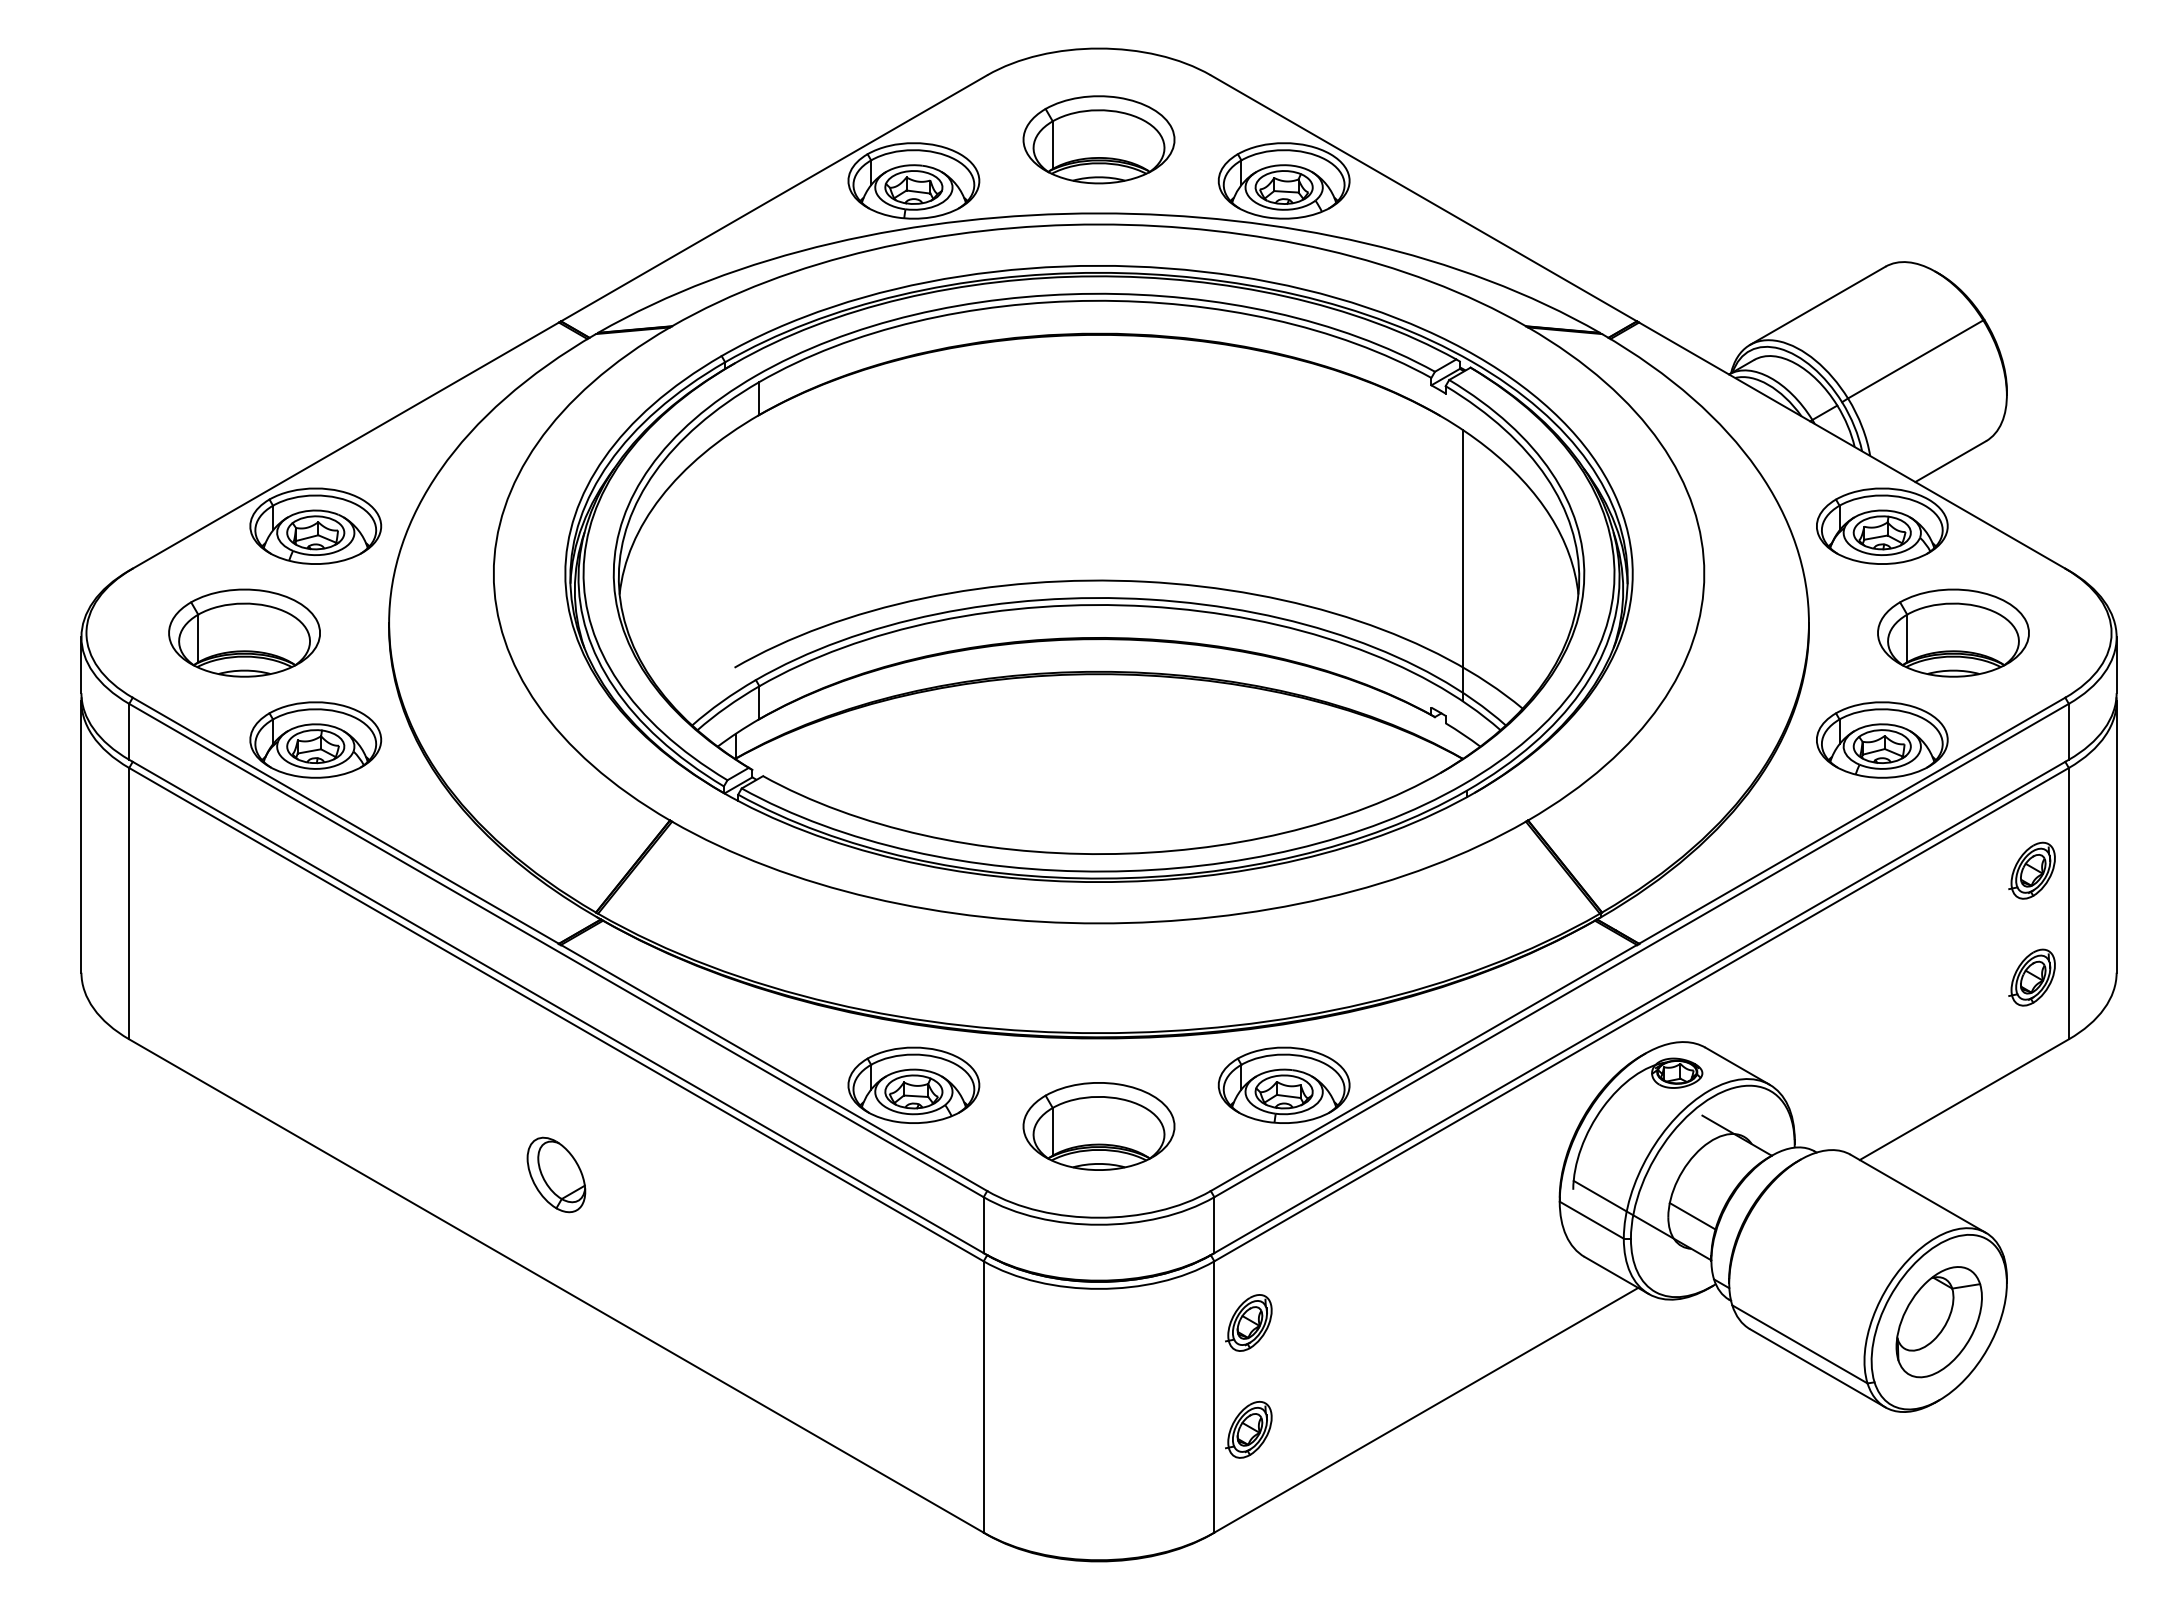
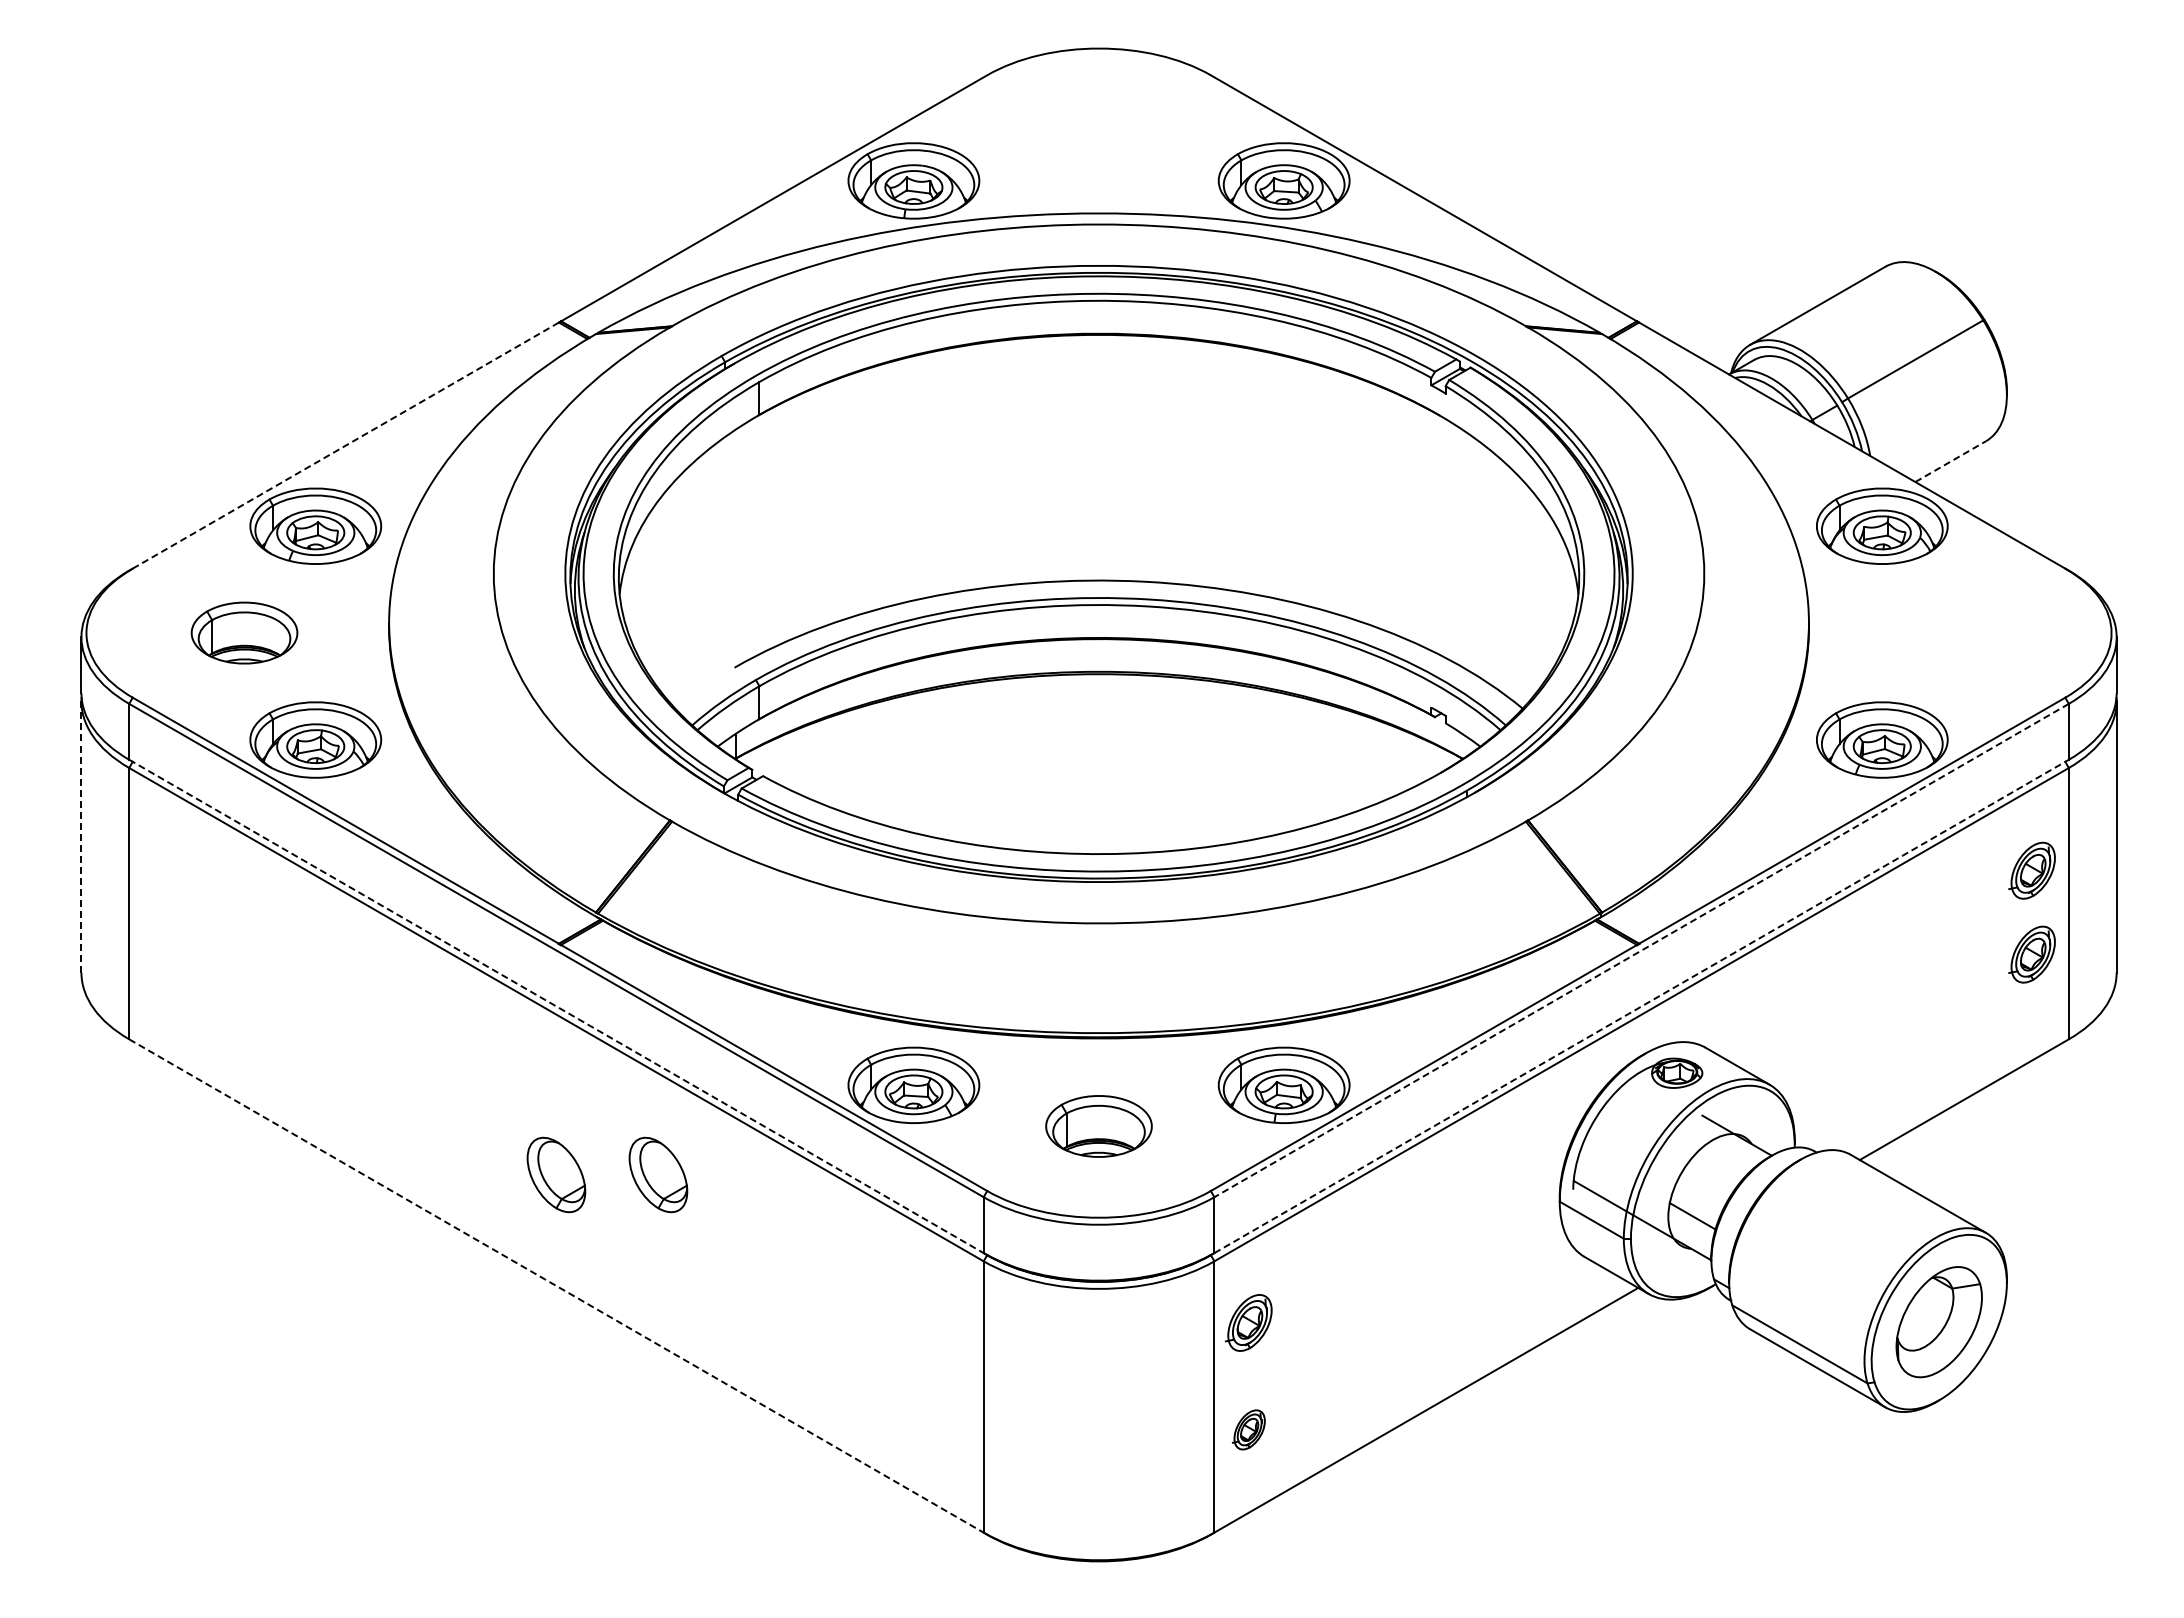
part: present -> none (1098, 139)
line: solid -> dashed (345, 445)
line: solid -> dashed (1950, 461)
line: present -> none (1462, 565)
part size: 153x90 px -> 109x64 px (244, 632)
part: present -> none (1953, 632)
line: solid -> dashed (81, 837)
line: solid -> dashed (1641, 950)
part position: (2031, 977) -> (2031, 954) (2031, 954)
line: solid -> dashed (556, 1006)
line: solid -> dashed (1642, 1006)
part size: 154x89 px -> 108x63 px (1098, 1126)
part: none -> present (658, 1174)
line: solid -> dashed (556, 1286)
part size: 48x58 px -> 35x42 px (1248, 1429)
